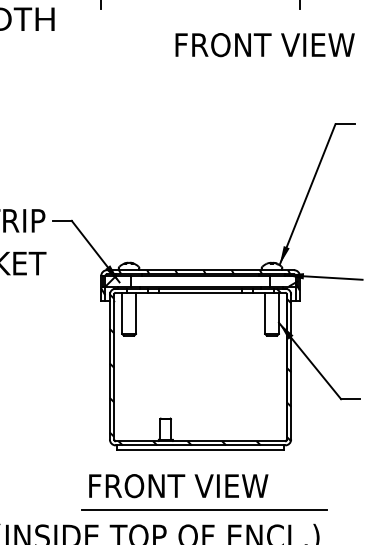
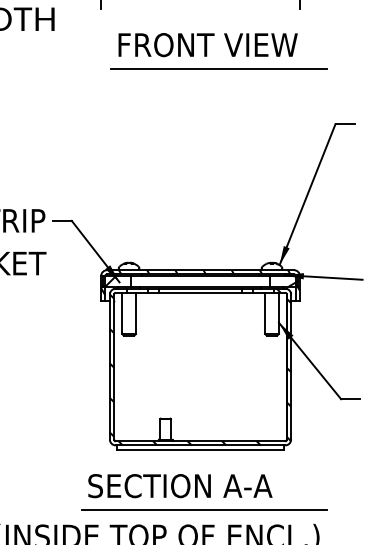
text position: (264, 45) -> (207, 45) (207, 45)
line: none -> present (219, 68)
text: FRONT VIEW -> SECTION A-A (180, 486)
